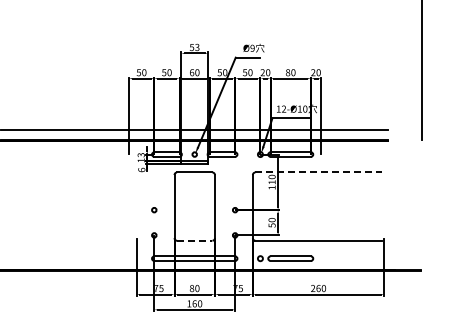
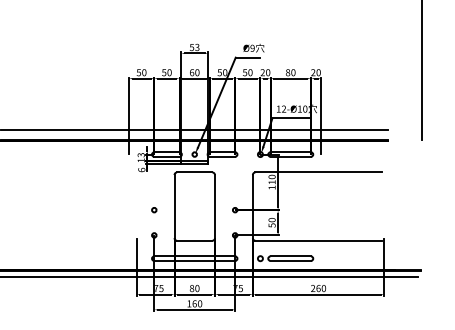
line: dashed -> solid (319, 172)
line: dashed -> solid (194, 240)
line: none -> present (210, 277)
